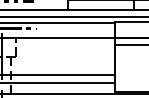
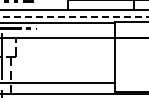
line: solid -> dashed (74, 17)
line: present -> none (130, 45)
line: present -> none (58, 75)
